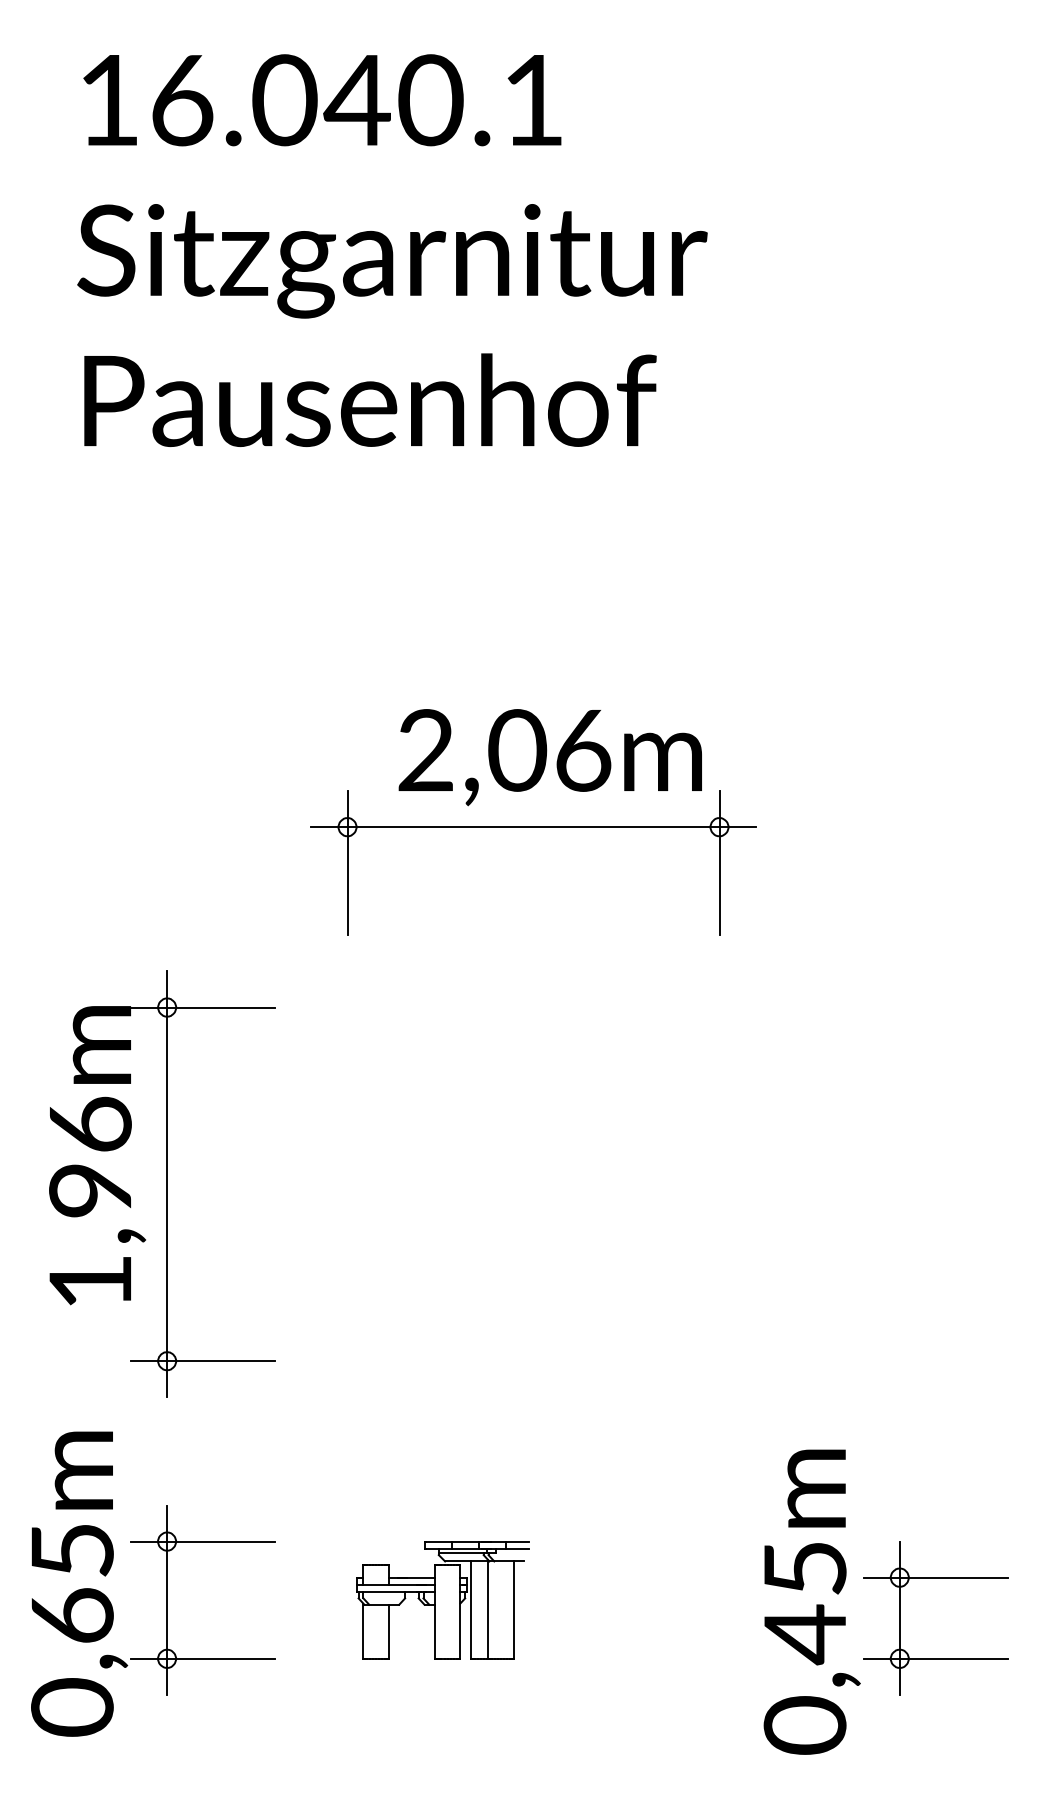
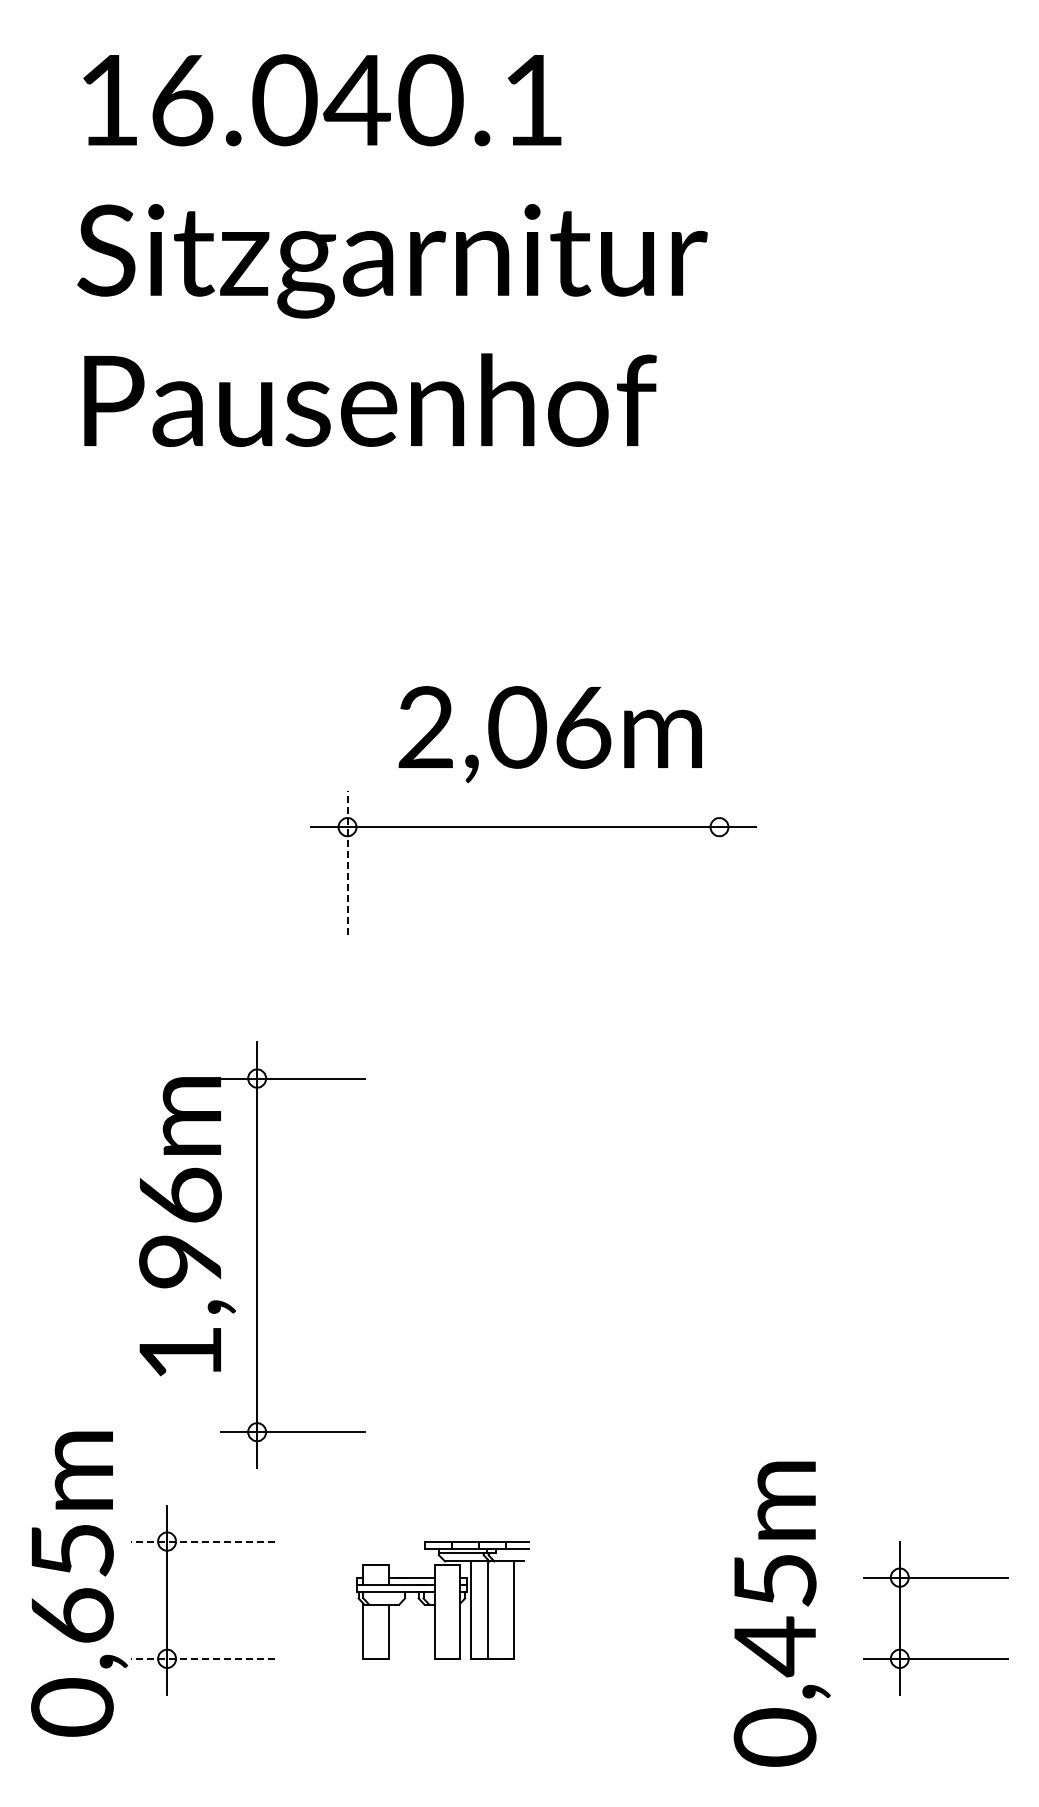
text position: (549, 757) -> (549, 734) (549, 734)
line: solid -> dashed (347, 862)
line: present -> none (719, 863)
part position: (162, 1183) -> (252, 1254) (252, 1254)
line: solid -> dashed (202, 1541)
text position: (811, 1601) -> (781, 1613) (781, 1613)
line: solid -> dashed (202, 1658)
